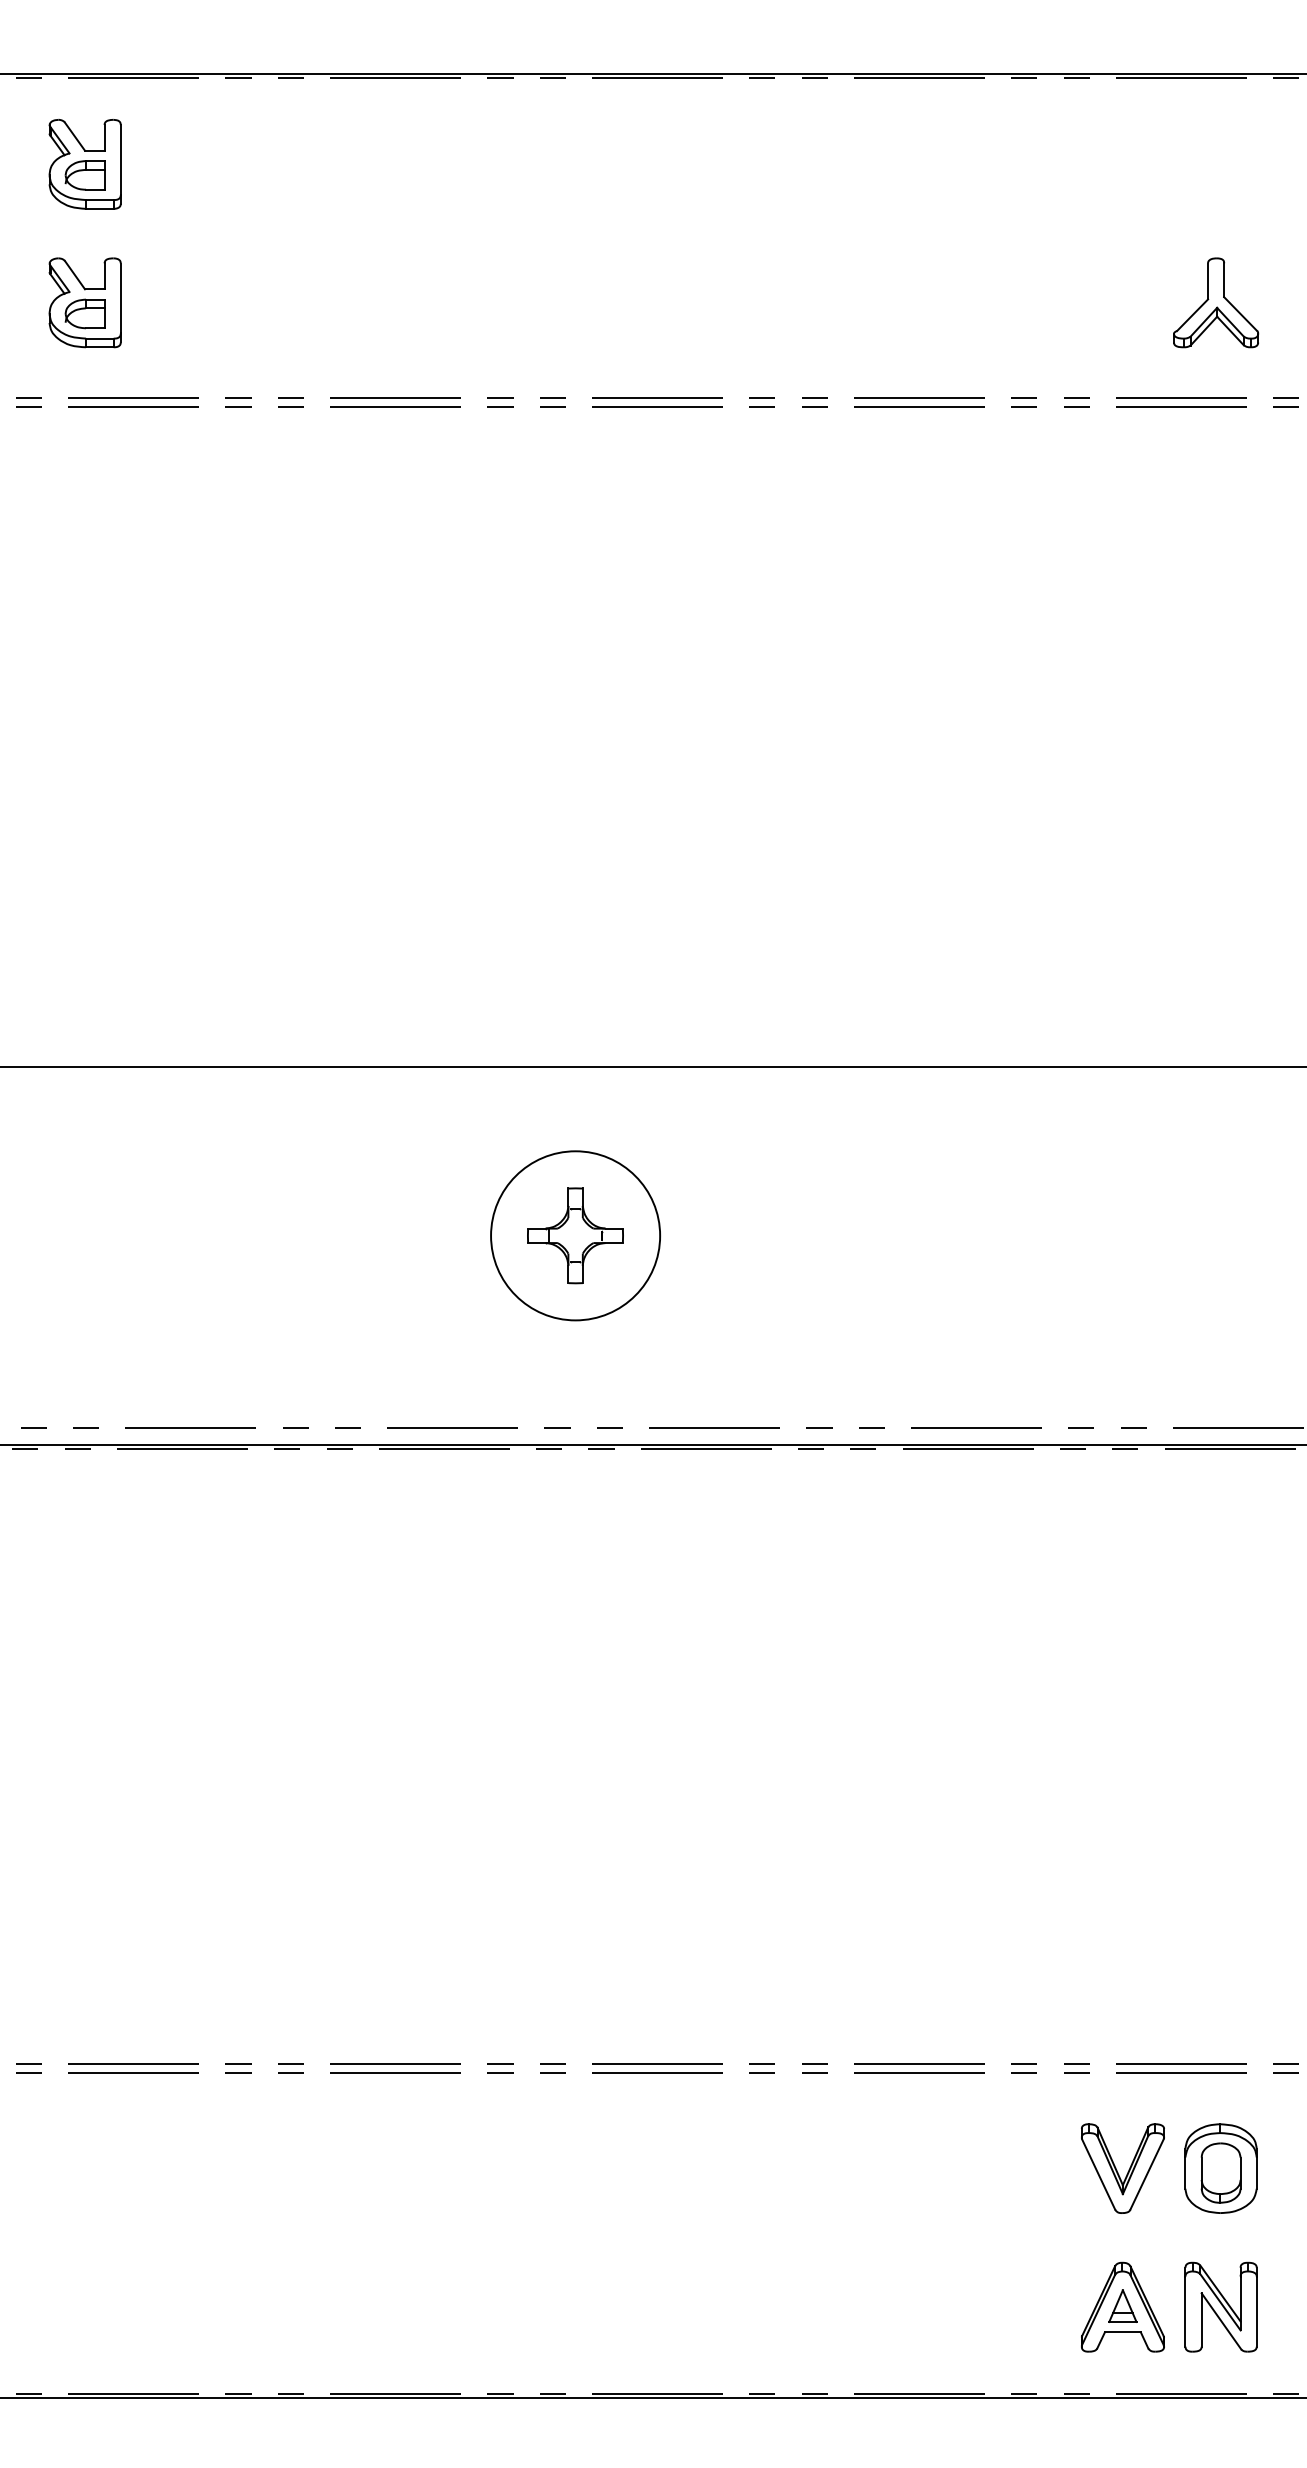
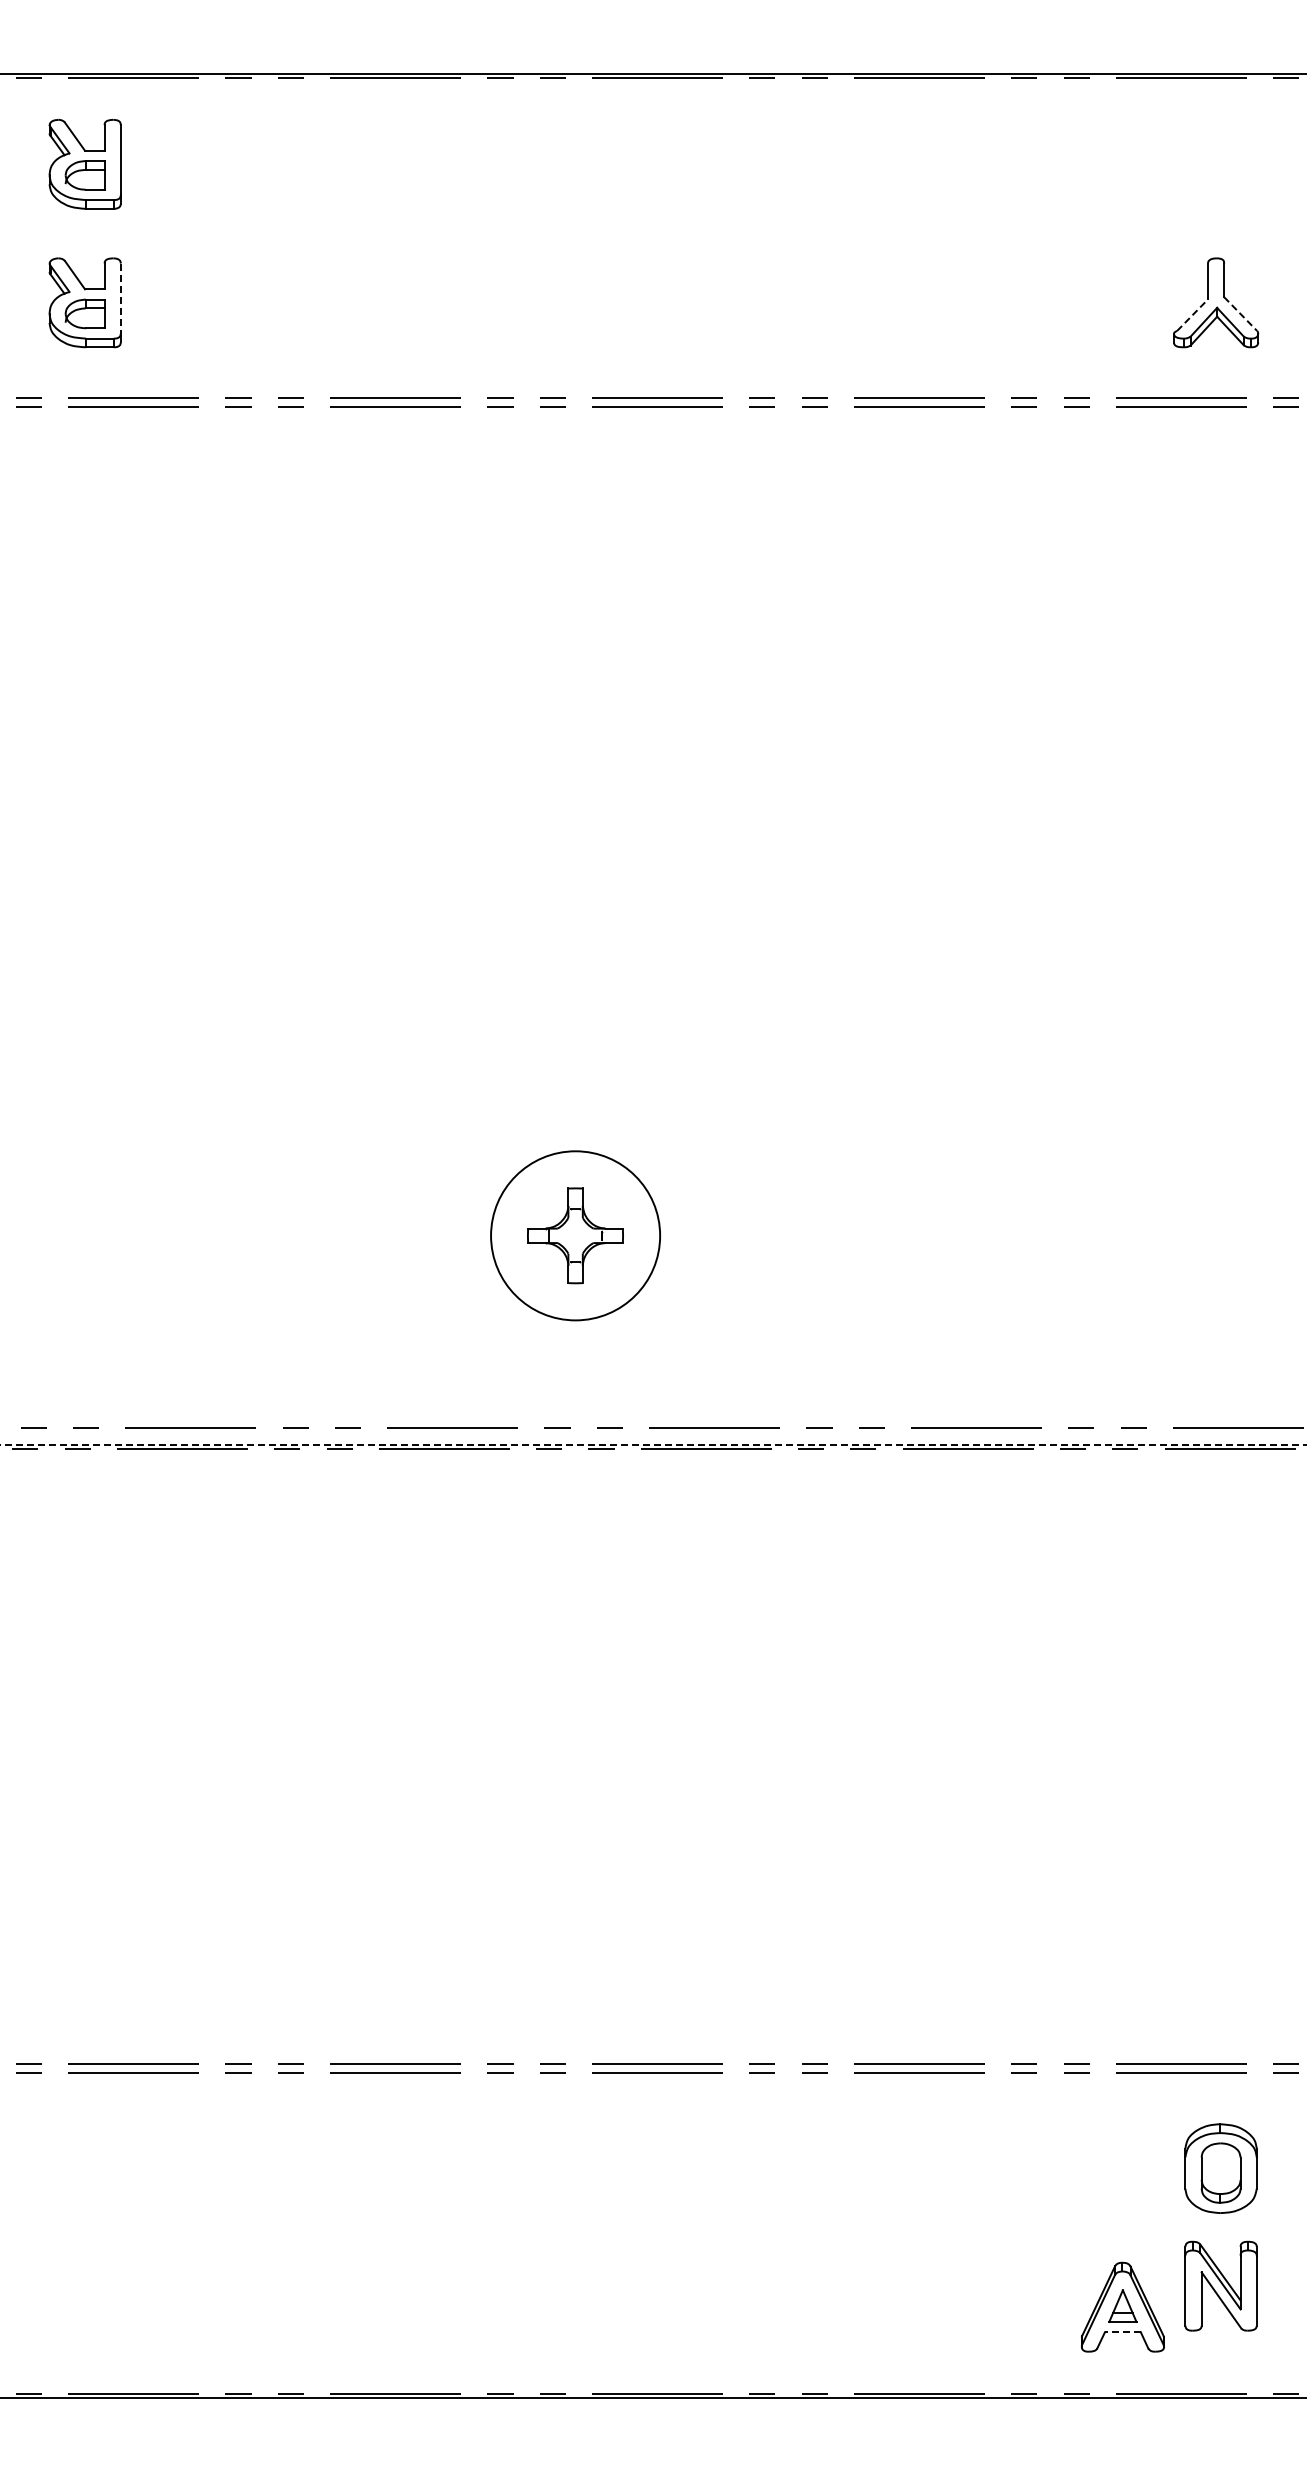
line: solid -> dashed (120, 298)
line: solid -> dashed (1192, 314)
line: solid -> dashed (1240, 314)
line: present -> none (652, 1066)
line: solid -> dashed (653, 1444)
part: present -> none (1122, 2168)
part position: (1220, 2306) -> (1220, 2285) (1220, 2285)
line: solid -> dashed (1122, 2332)
